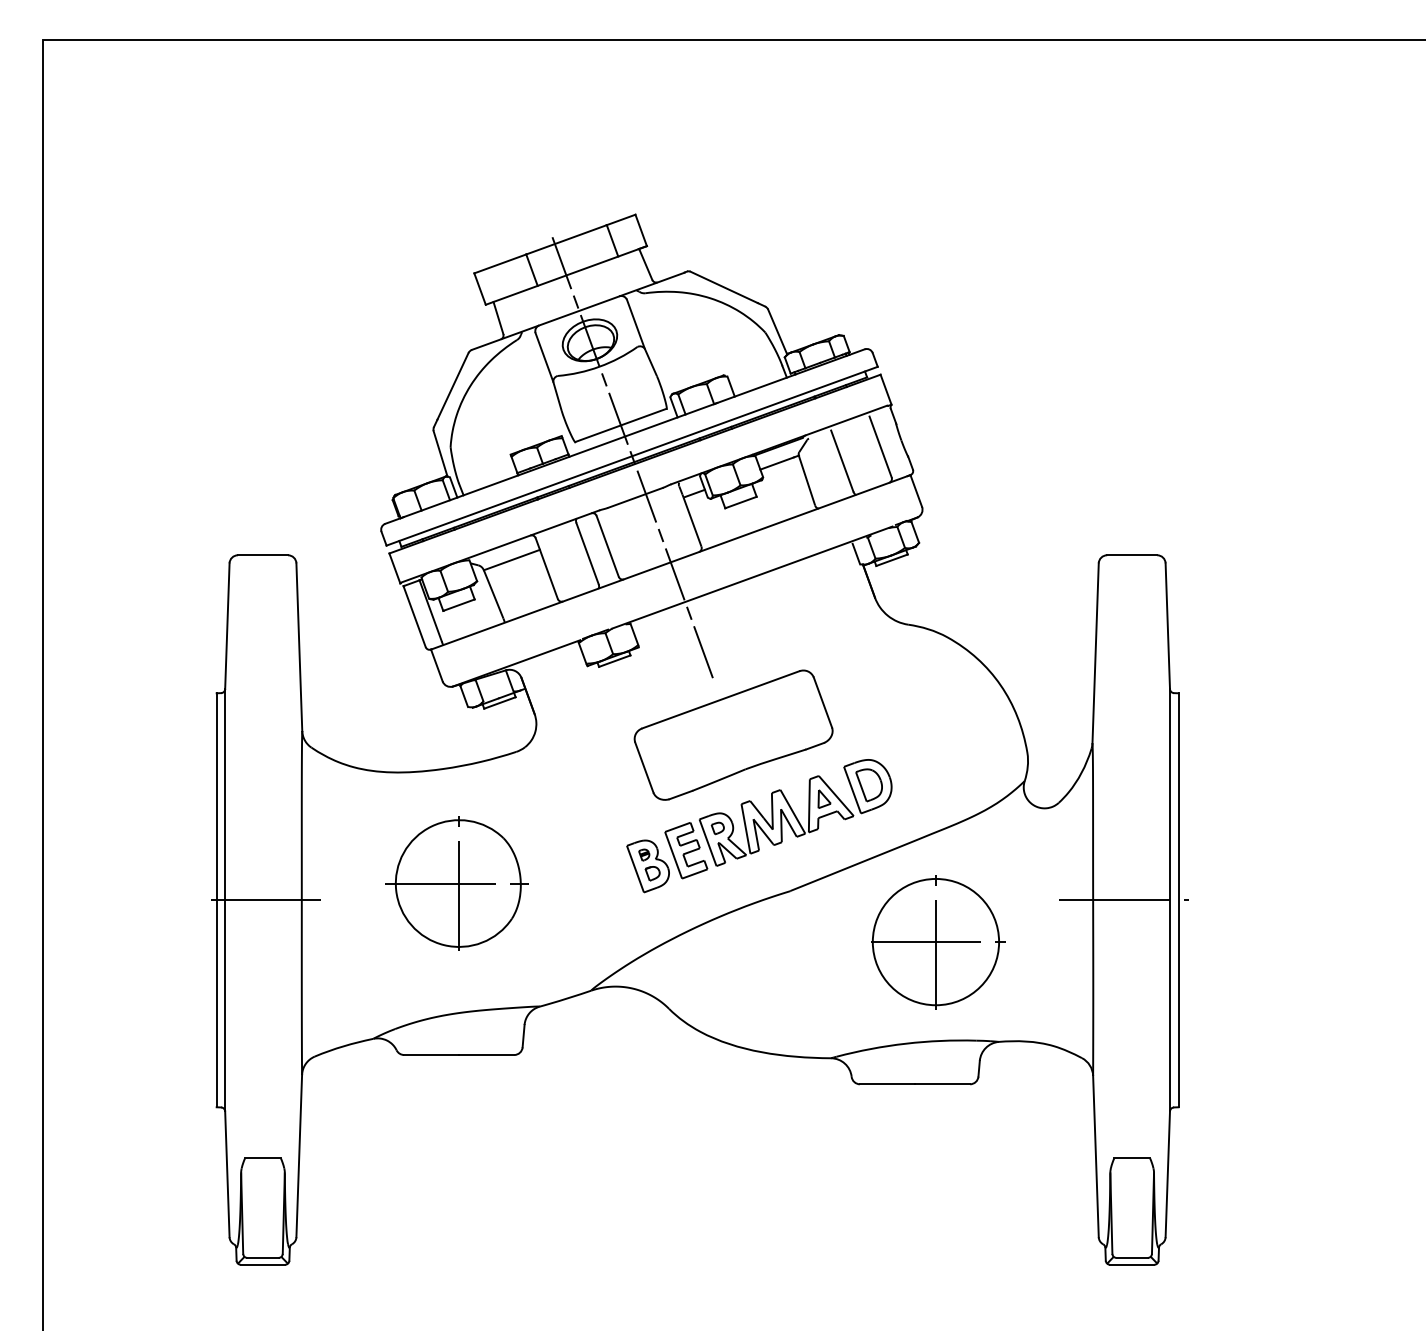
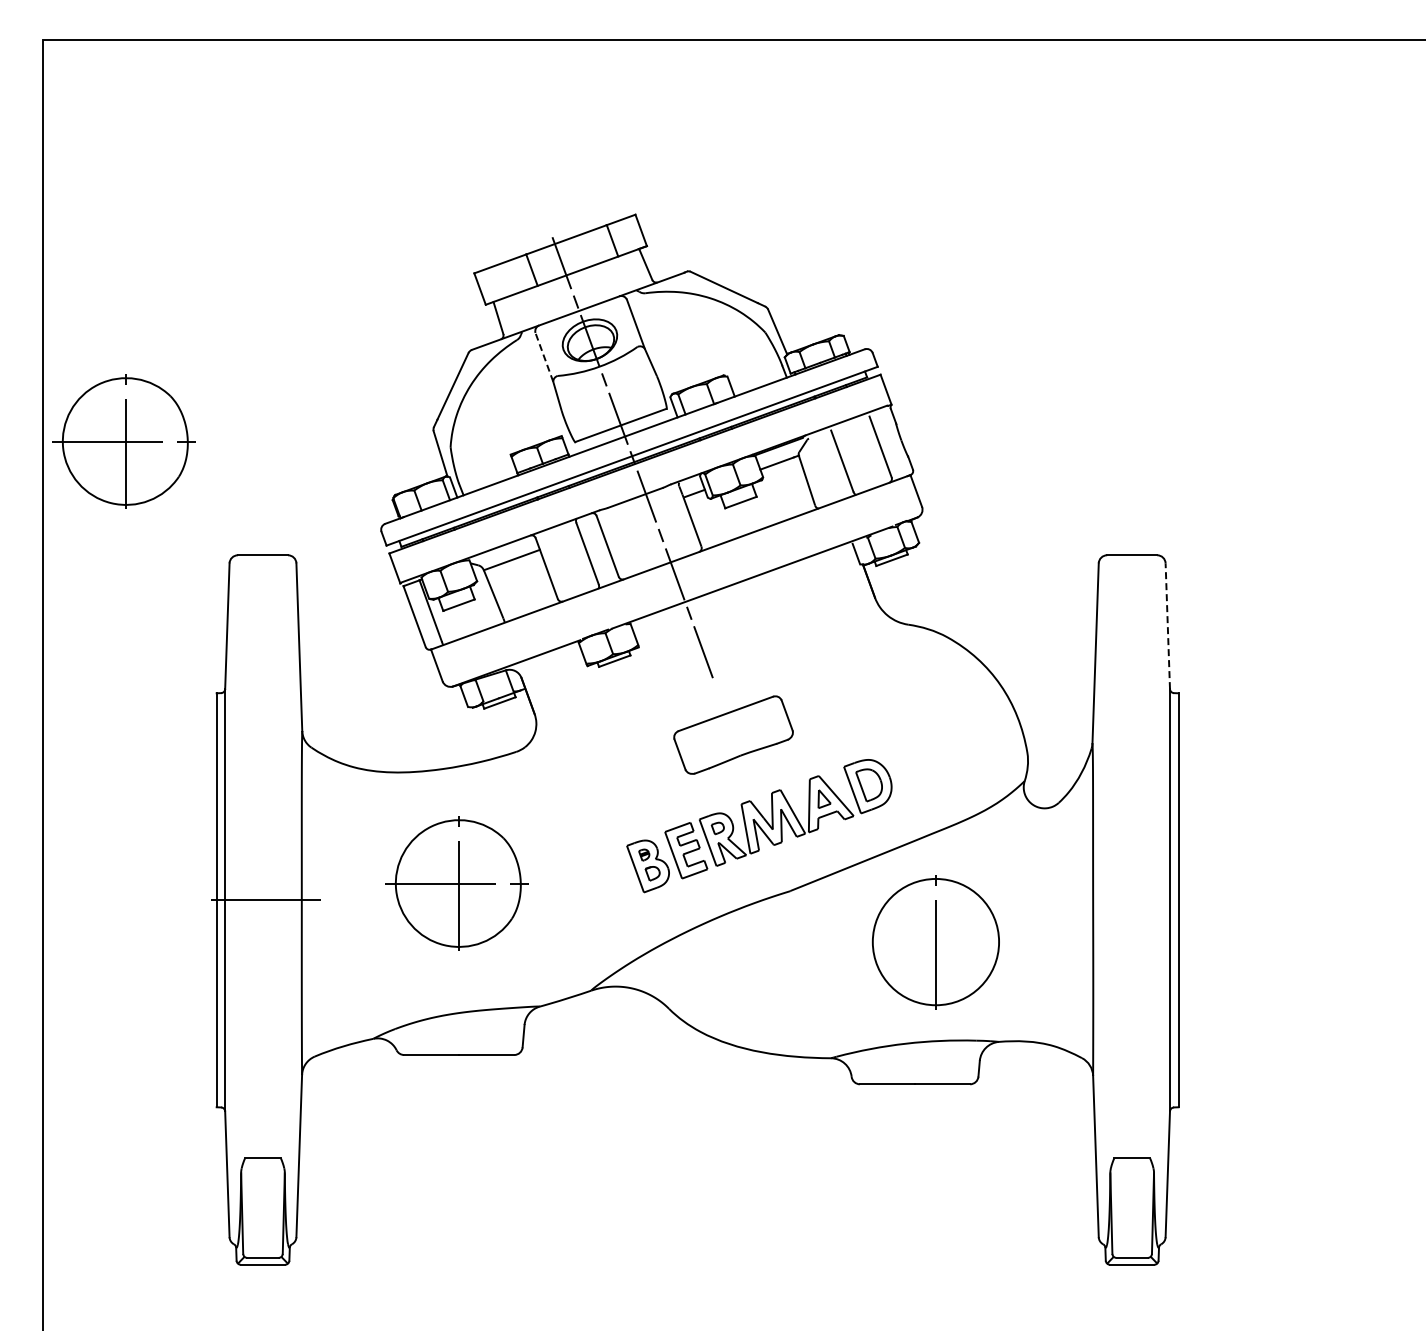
line: solid -> dashed (544, 356)
part: none -> present (123, 441)
line: solid -> dashed (1167, 626)
part size: 201x132 px -> 121x80 px (733, 734)
line: present -> none (1123, 900)
line: present -> none (937, 942)
